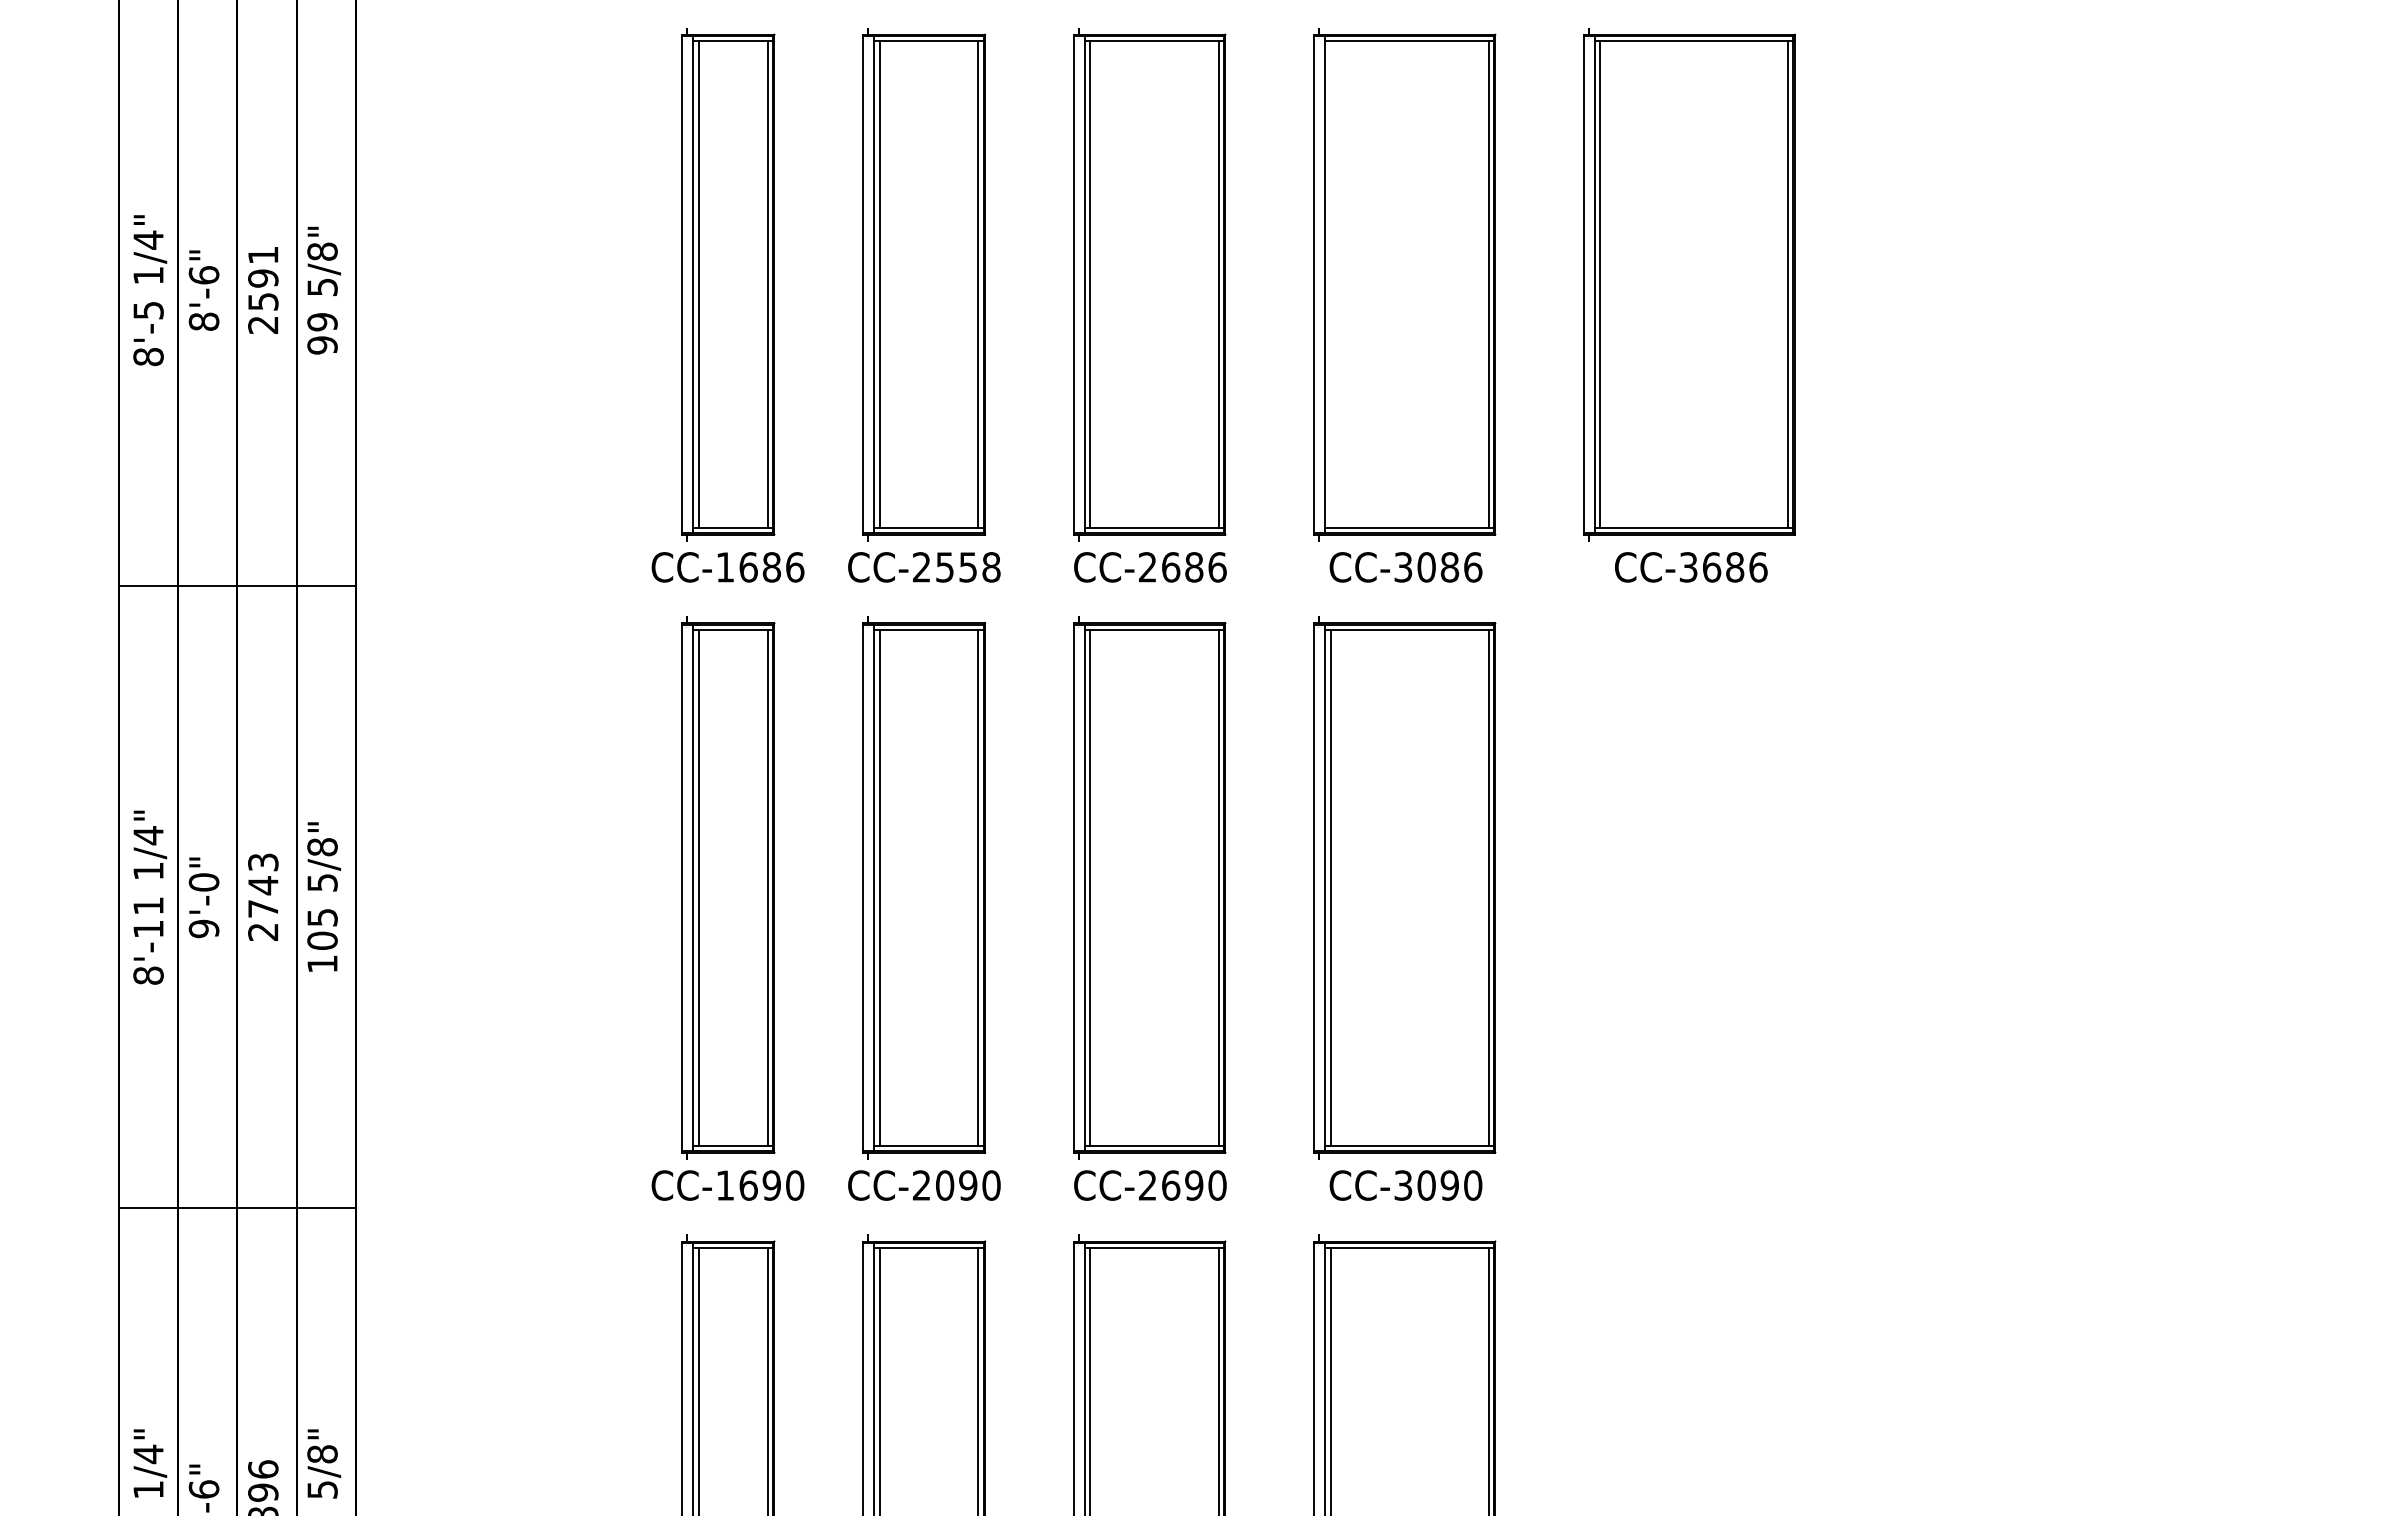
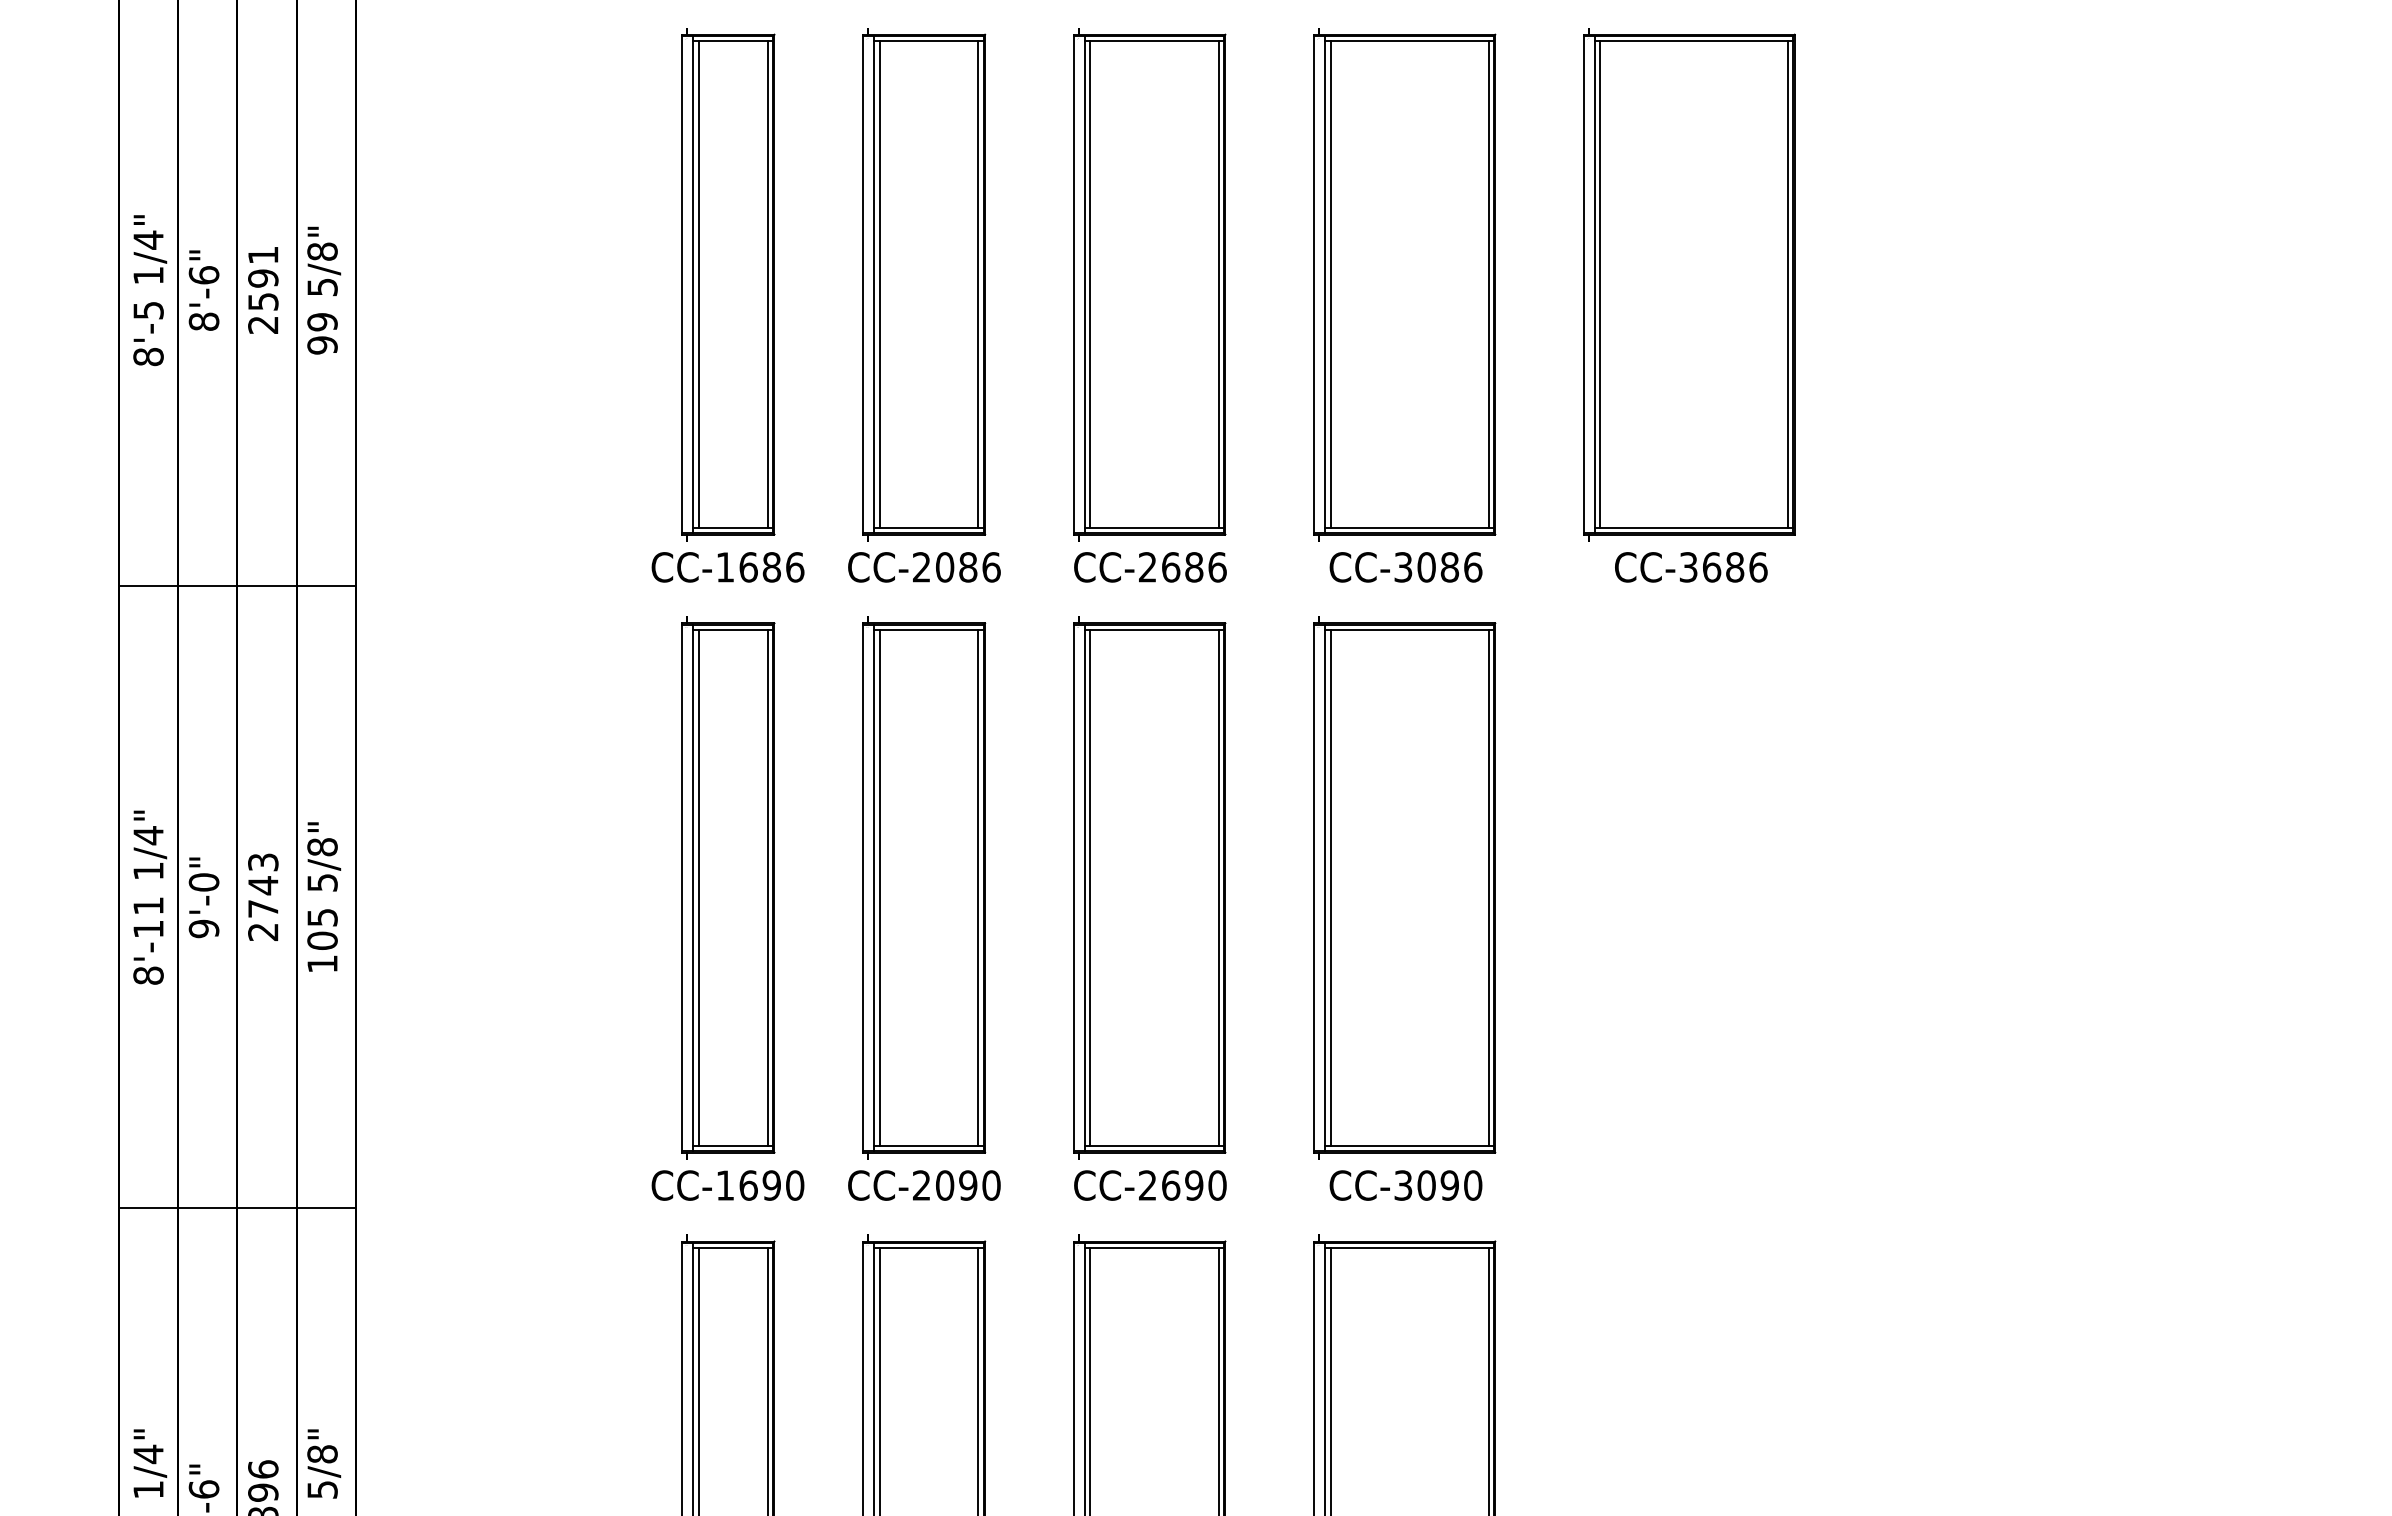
line: none -> present (1330, 284)
text: CC-2558 -> CC-2086 (968, 567)
